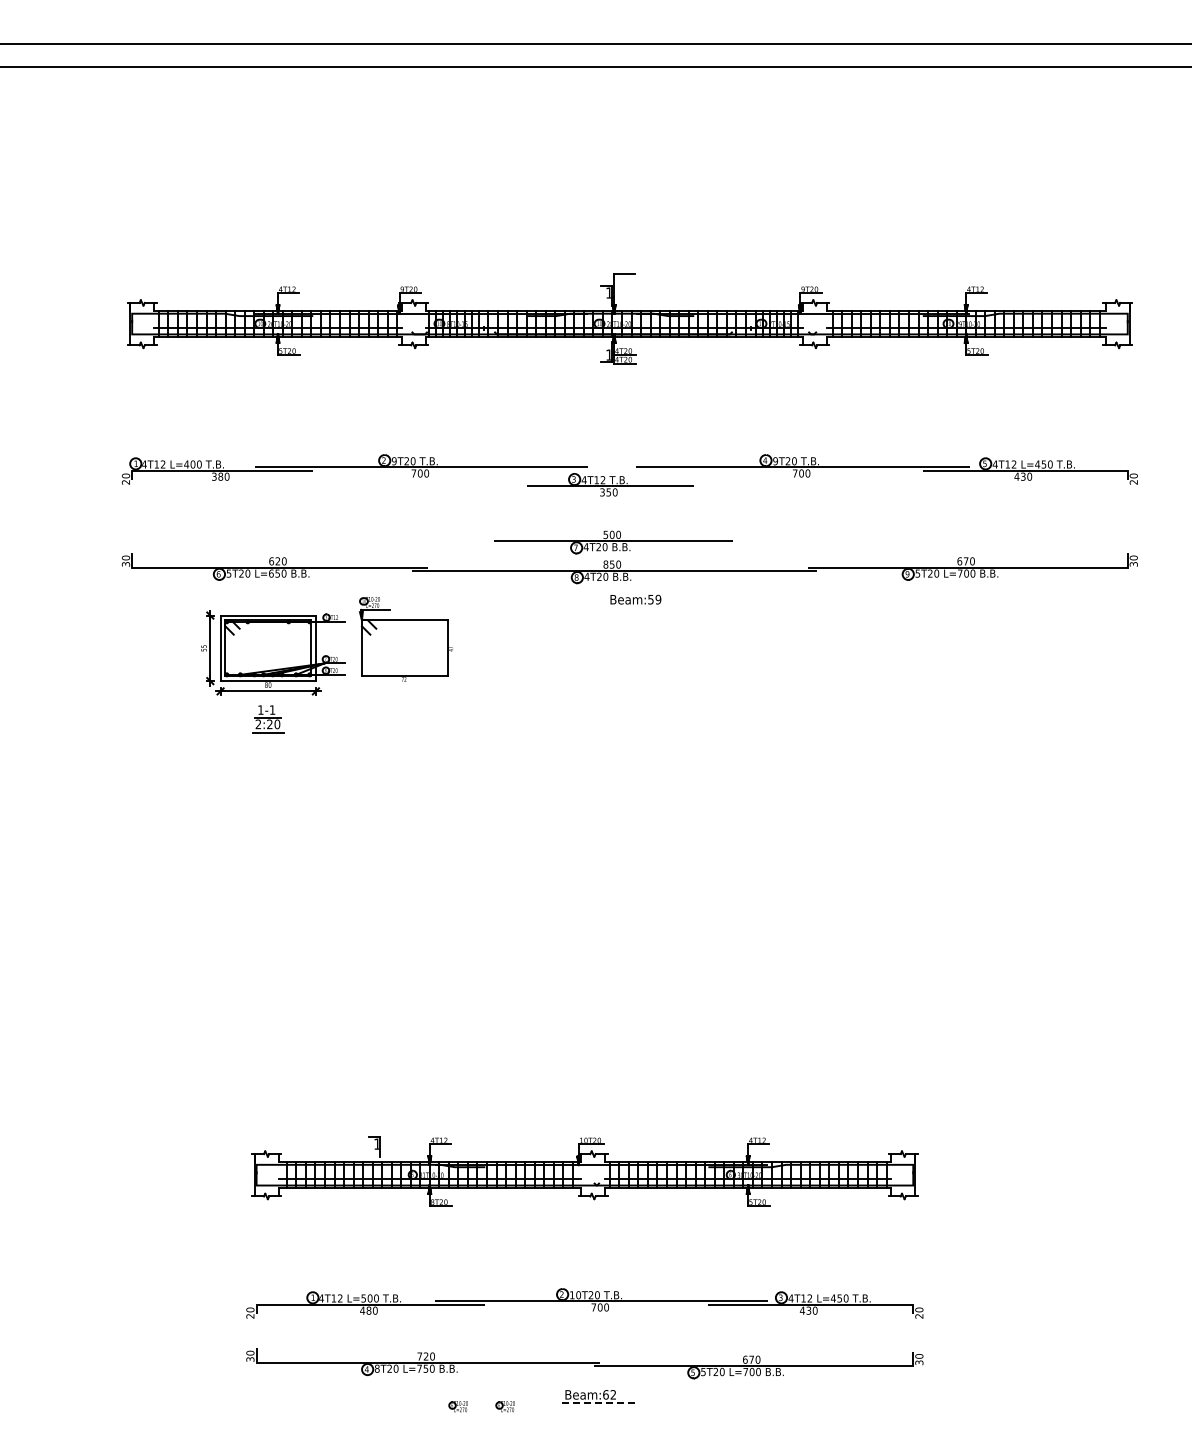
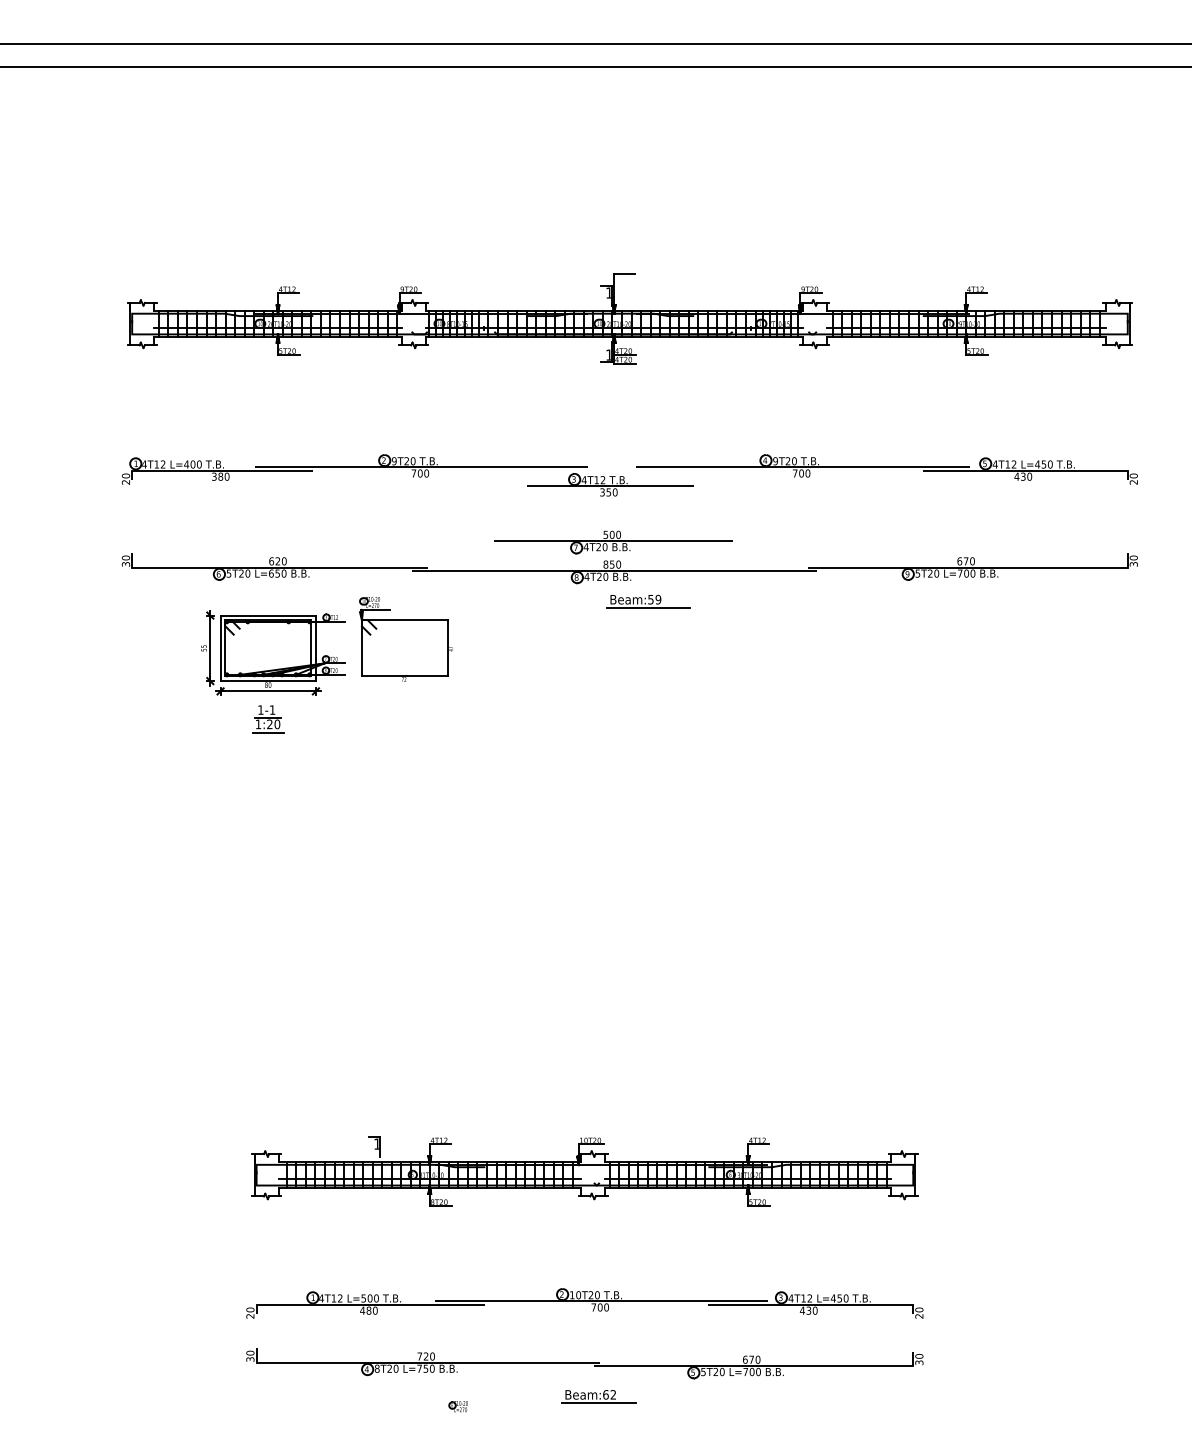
line: none -> present (648, 608)
text: 2:20 -> 1:20 (257, 723)
line: dashed -> solid (599, 1403)
part: present -> none (504, 1406)
